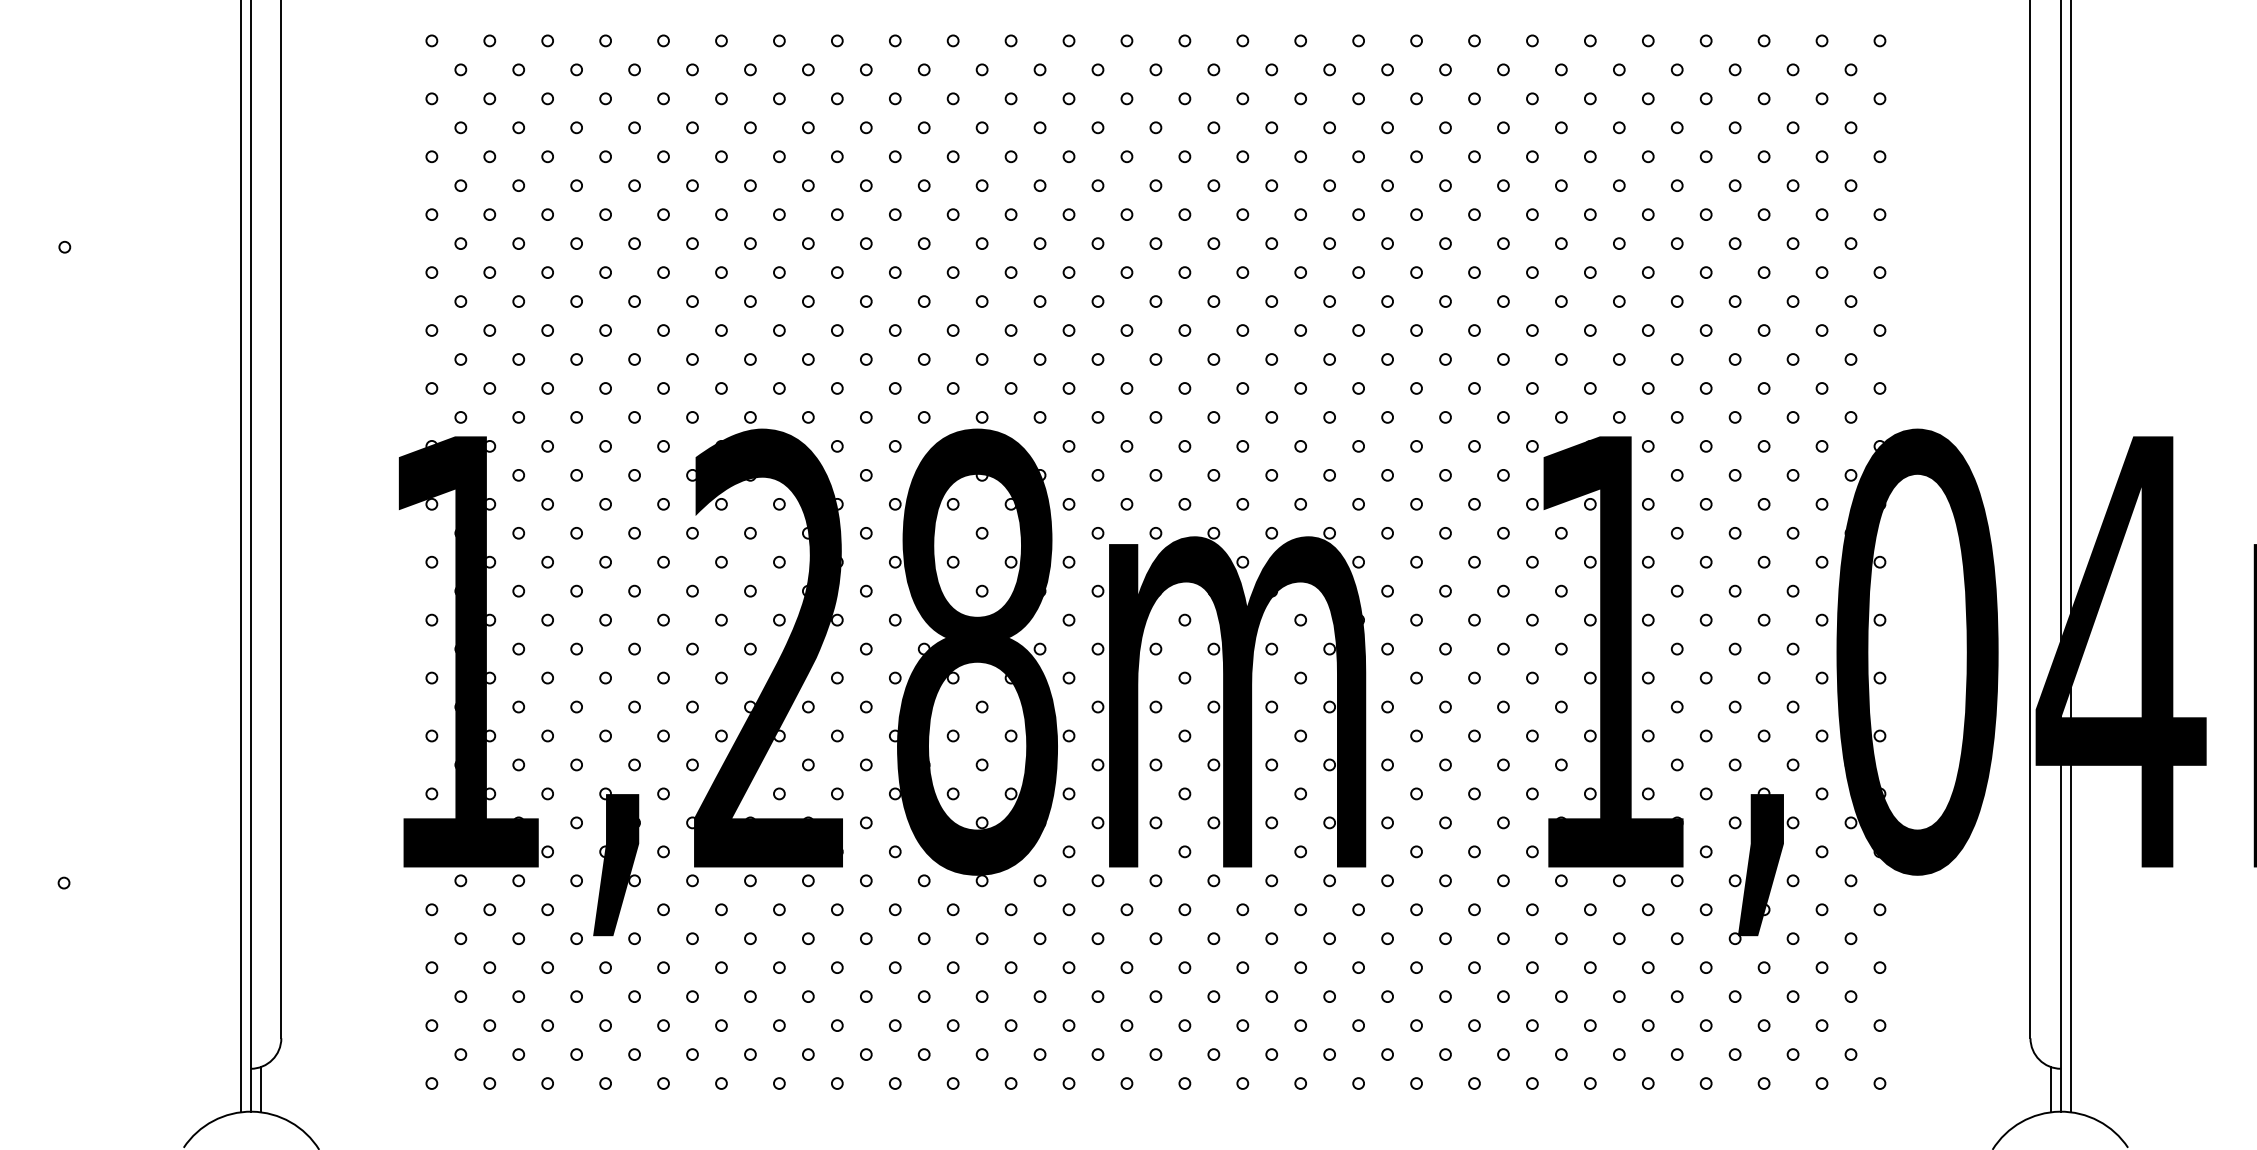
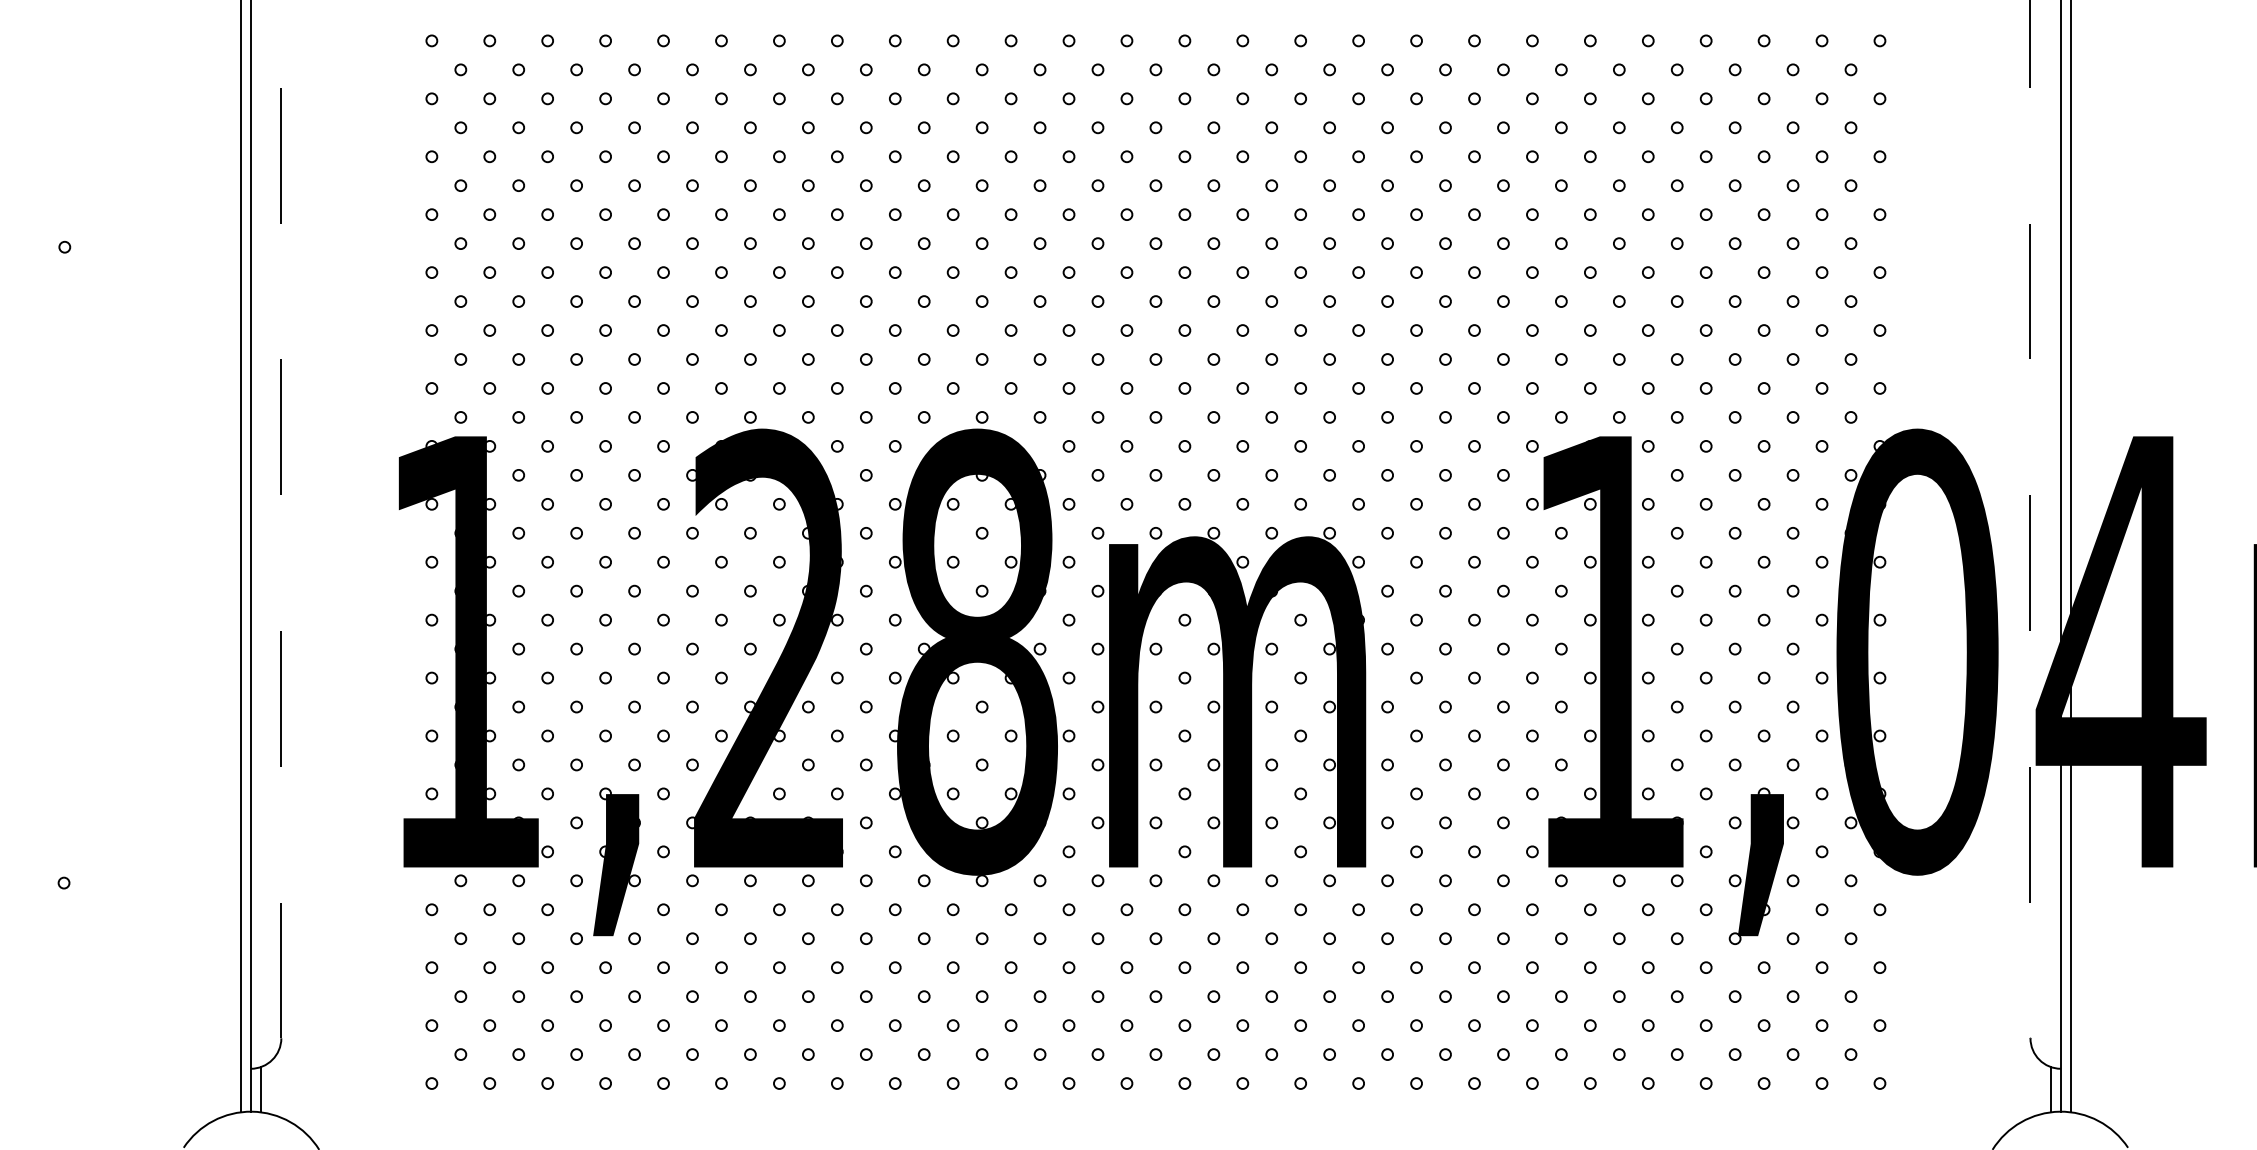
line: solid -> dashed (281, 519)
line: solid -> dashed (2030, 519)
